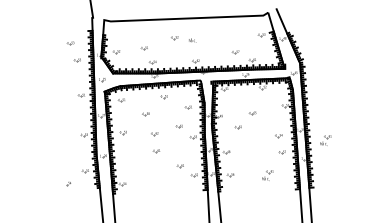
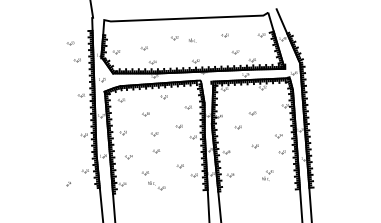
part: none -> present (224, 35)
part: present -> none (325, 140)
part: none -> present (254, 146)
part: none -> present (128, 157)
part: none -> present (153, 180)
